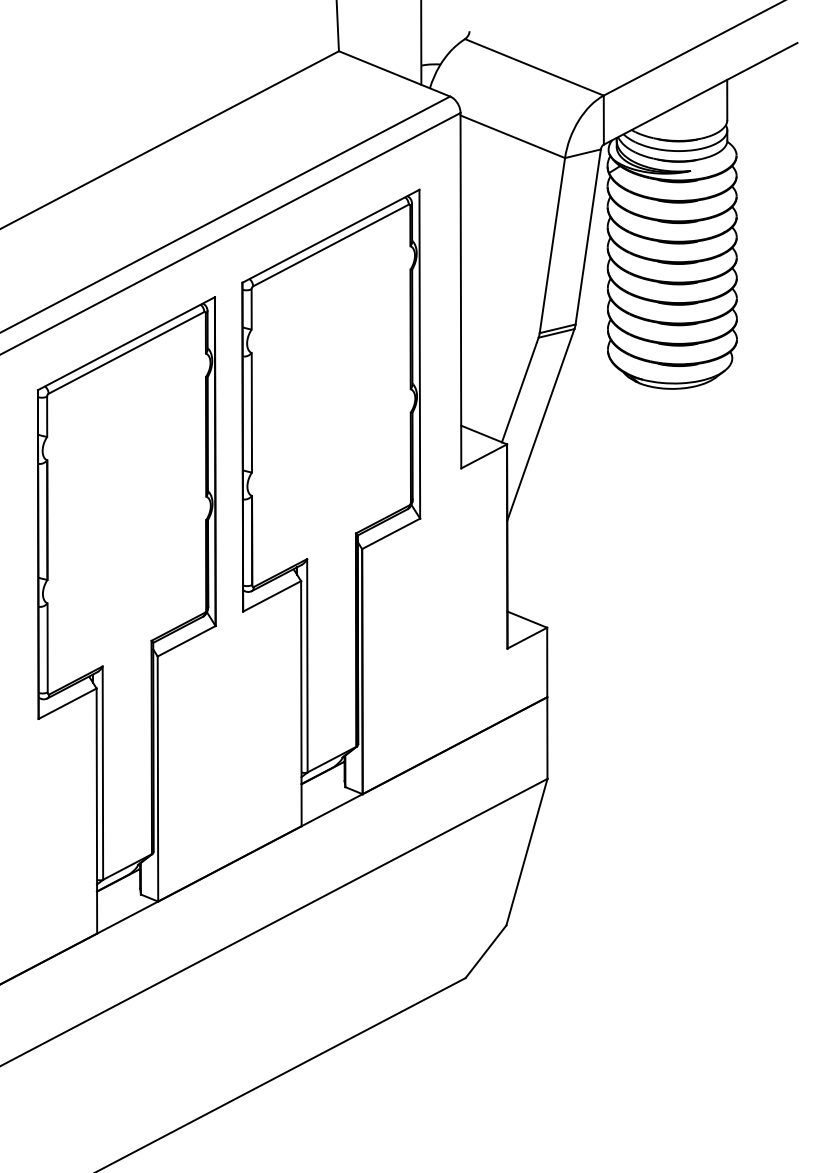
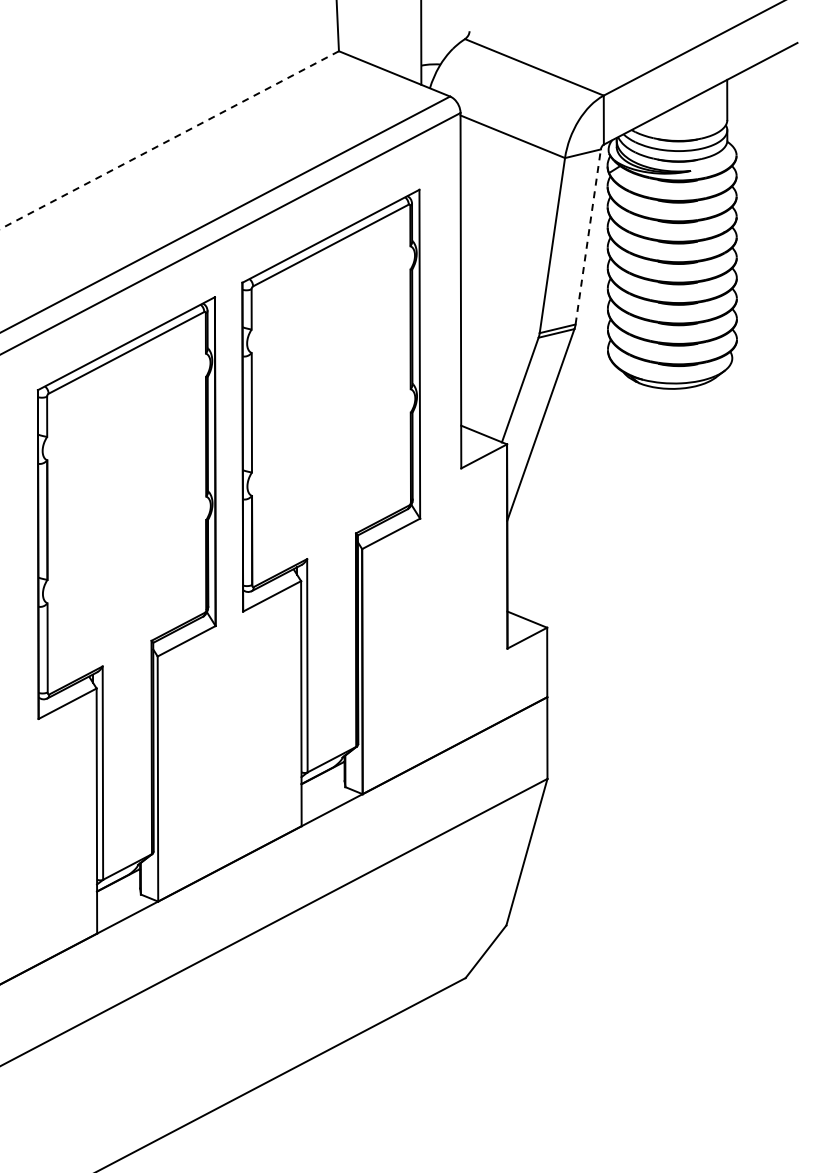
line: solid -> dashed (169, 140)
line: solid -> dashed (588, 236)
